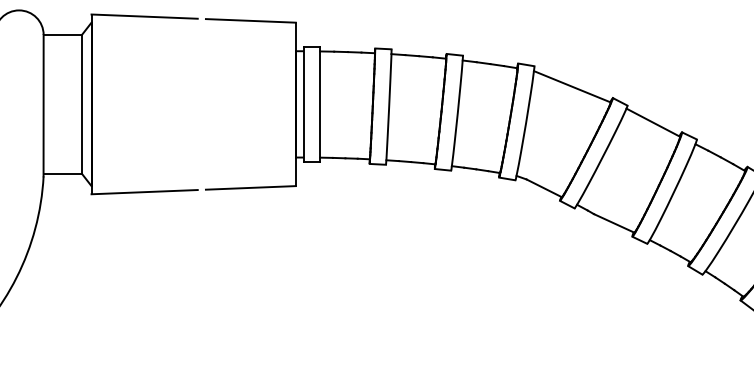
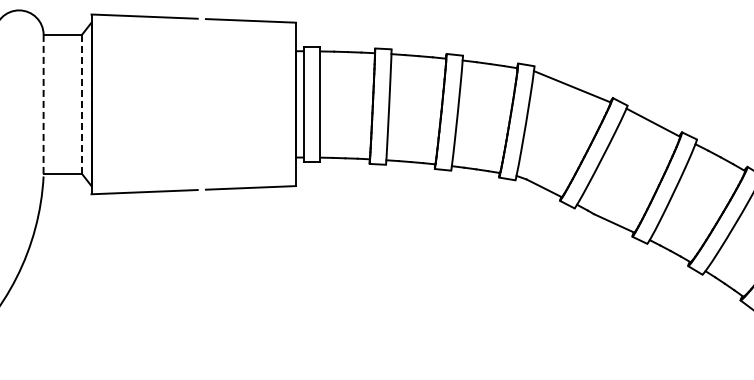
line: solid -> dashed (81, 104)
line: solid -> dashed (43, 105)
